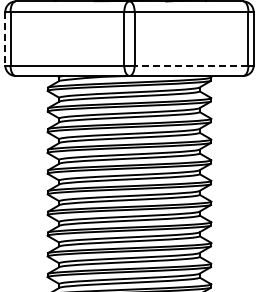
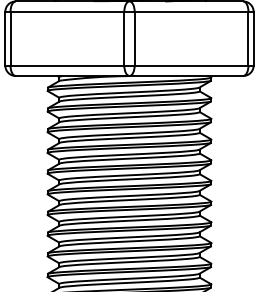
line: dashed -> solid (5, 38)
line: dashed -> solid (191, 65)
